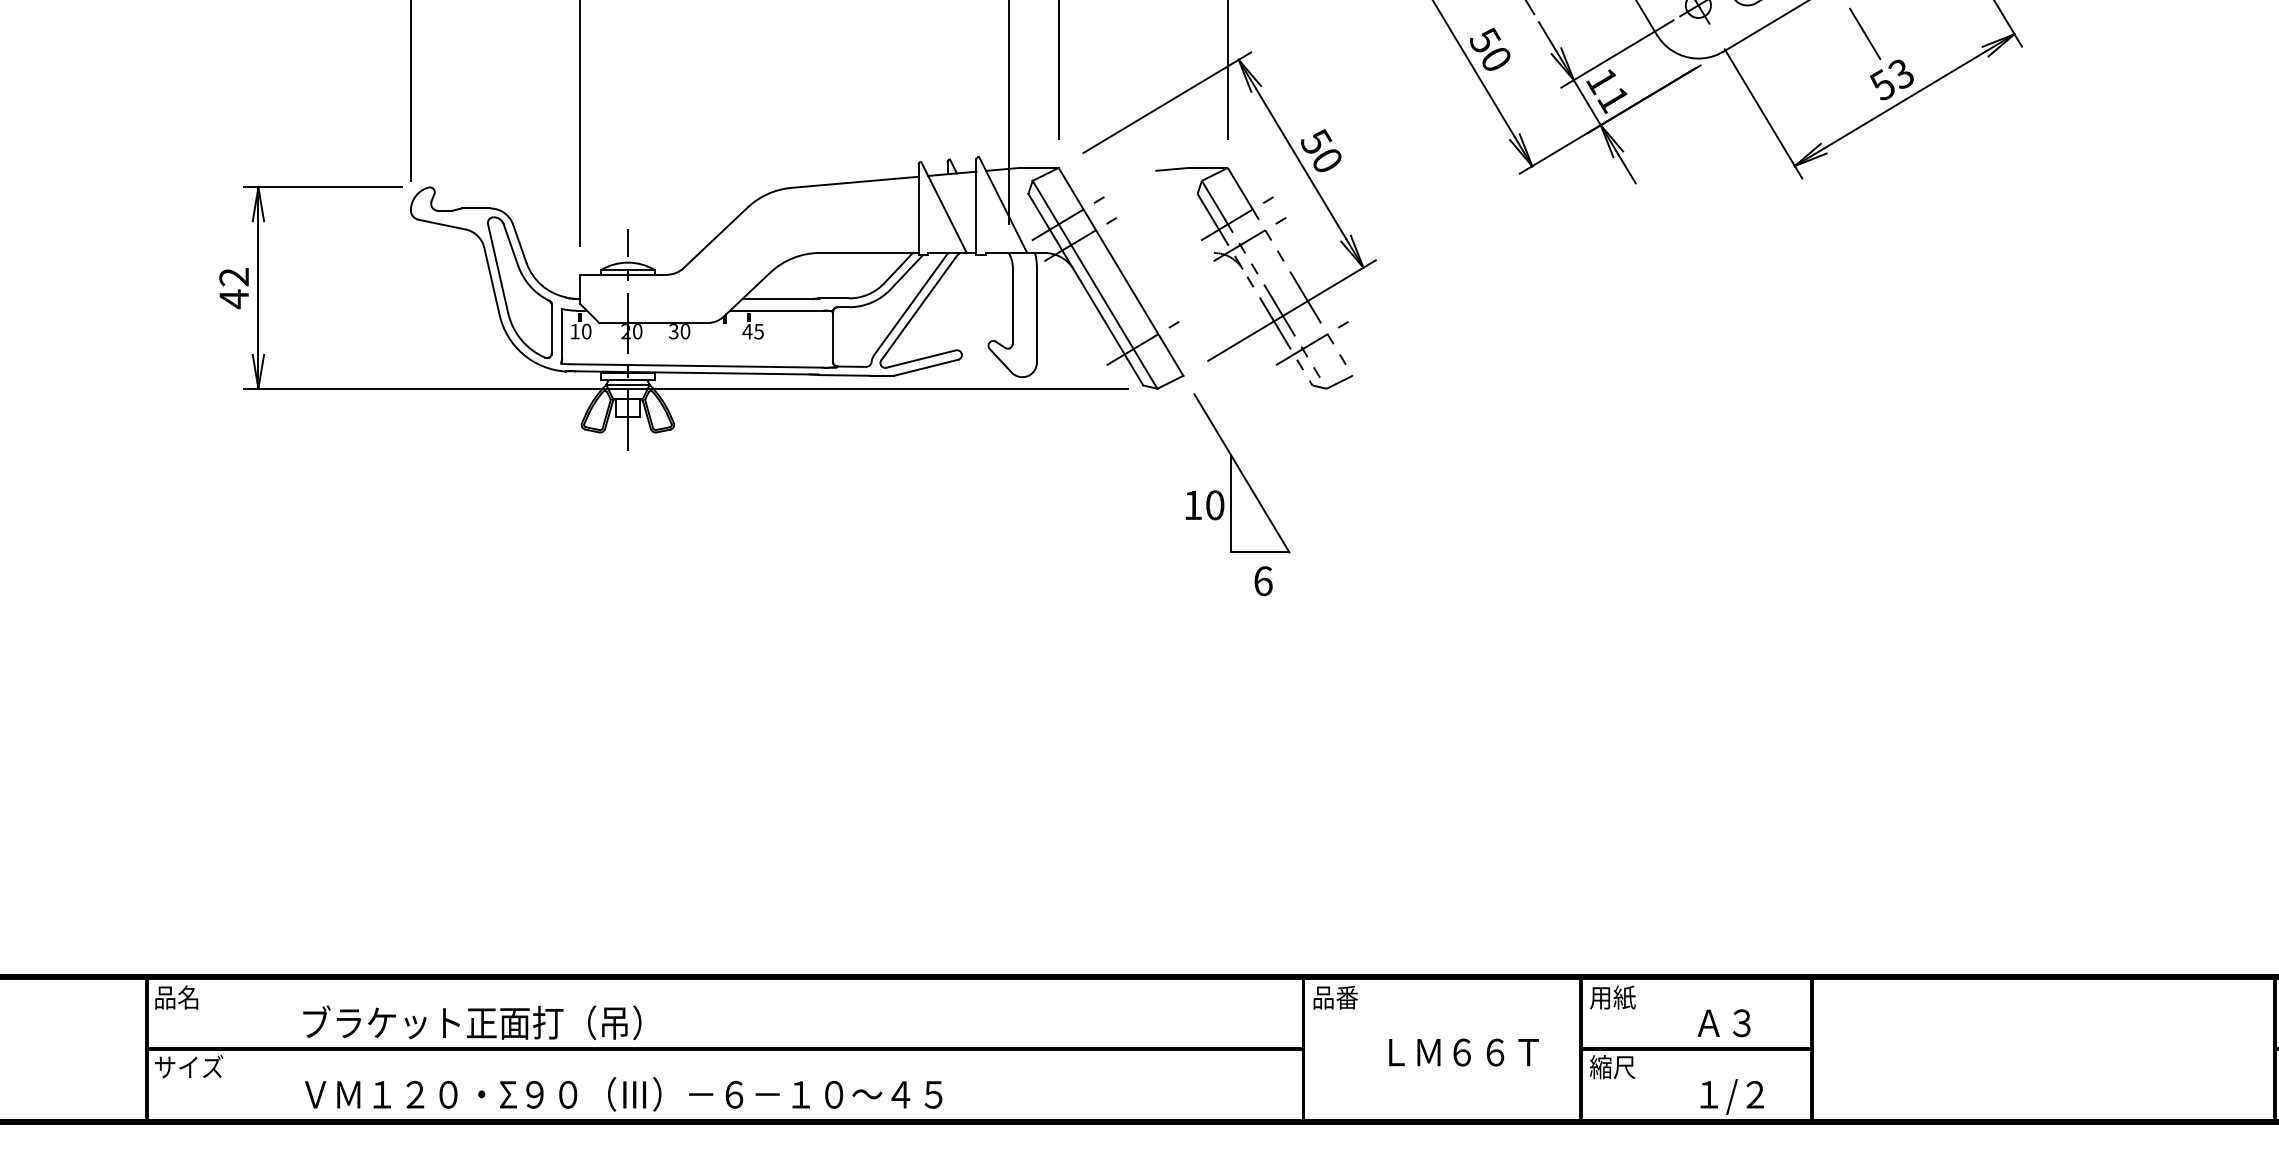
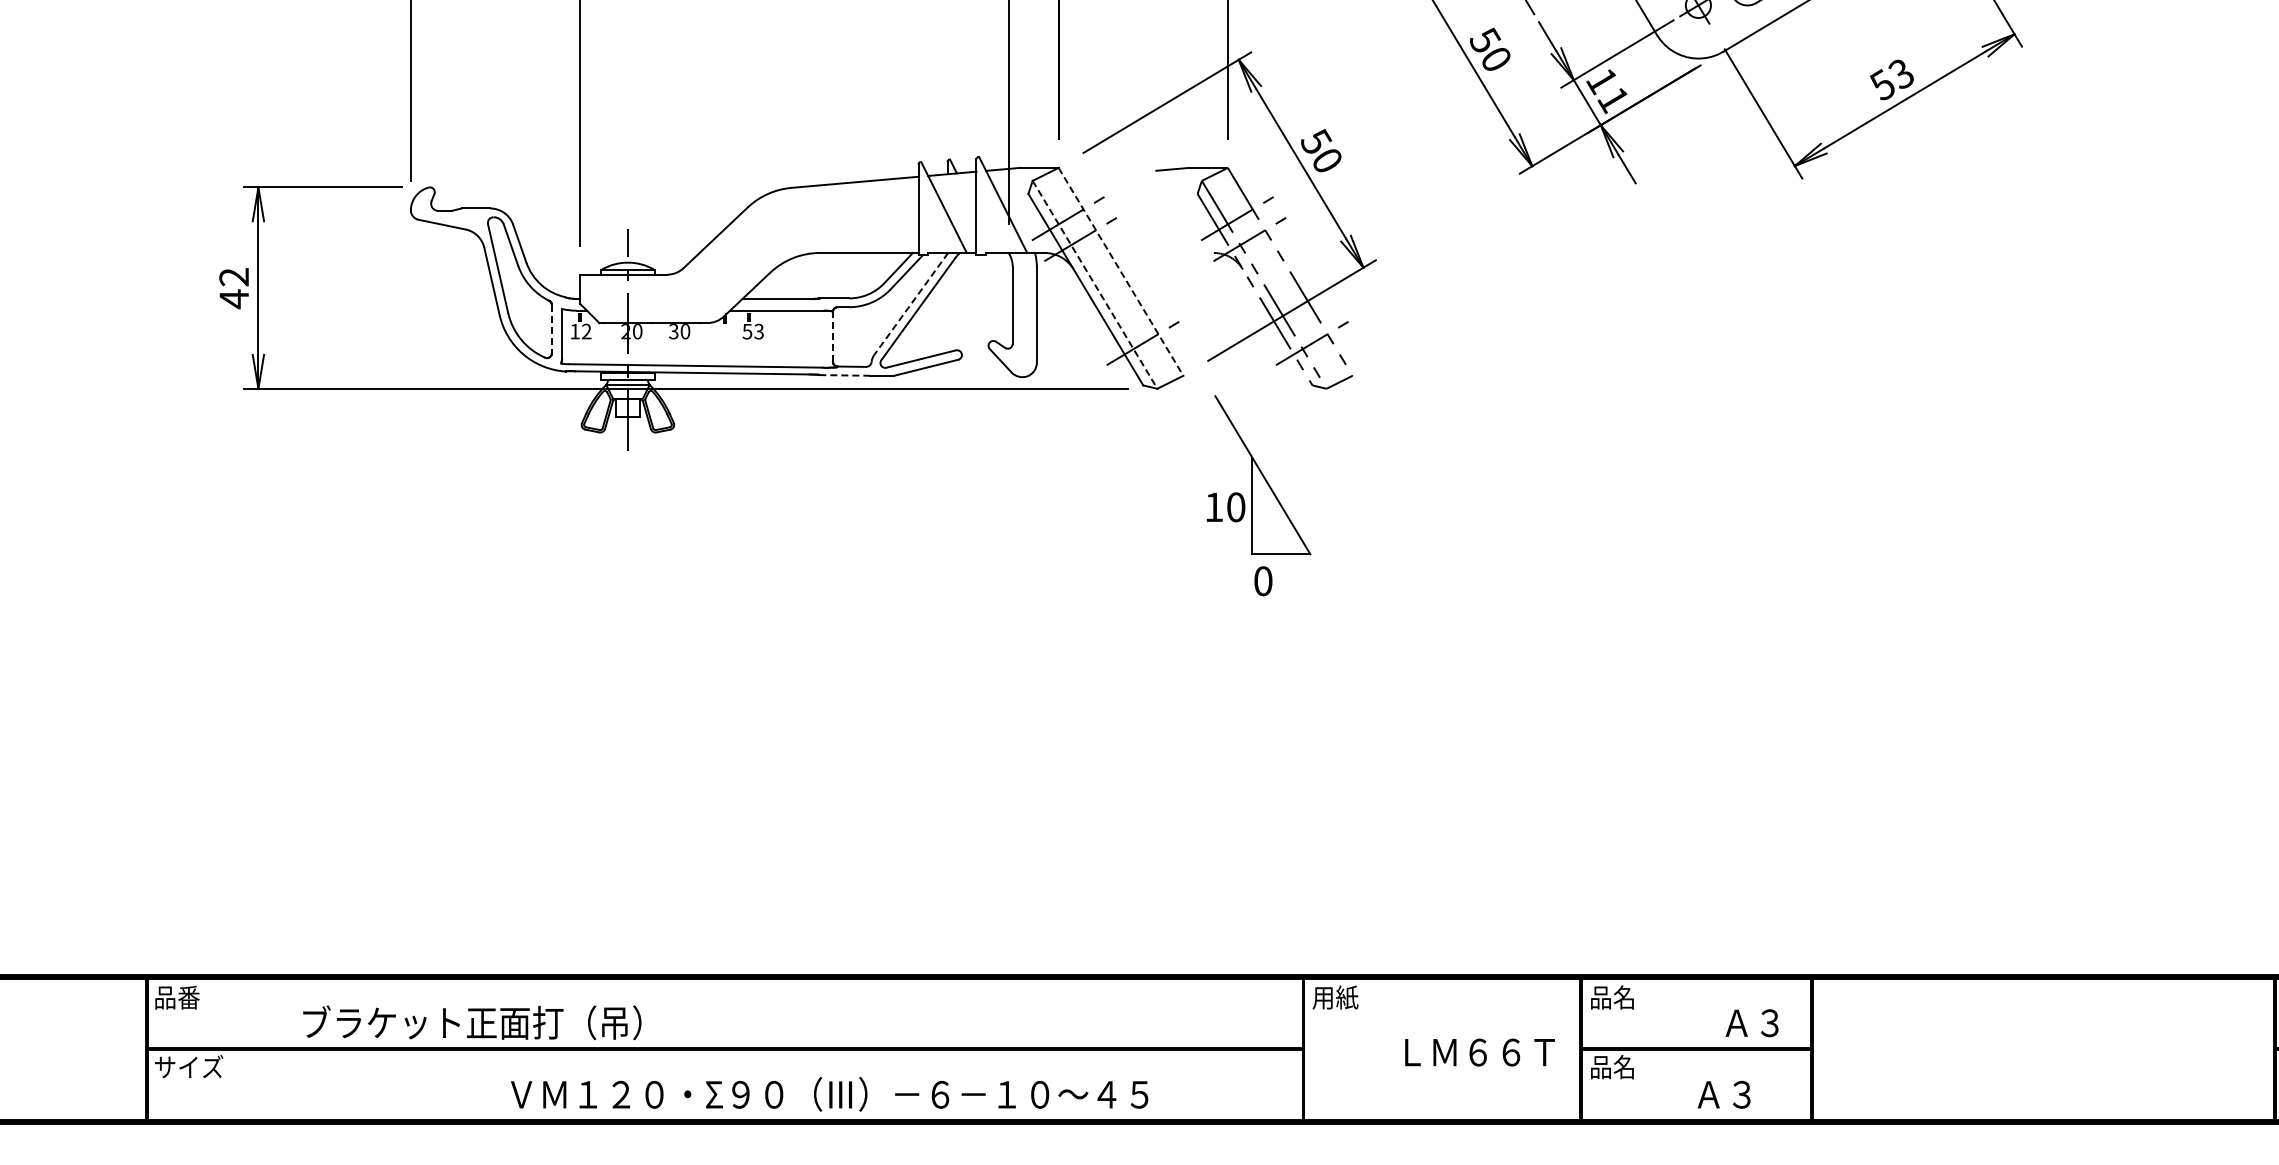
line: present -> none (1863, 30)
line: solid -> dashed (1121, 272)
line: solid -> dashed (1095, 285)
line: solid -> dashed (910, 304)
line: solid -> dashed (551, 329)
text: 10 -> 12 (586, 331)
text: 45 -> 53 (752, 331)
line: solid -> dashed (832, 336)
line: solid -> dashed (845, 375)
part position: (1237, 473) -> (1258, 475) (1258, 475)
text: 6 -> 0 (1263, 581)
text: 品名 -> 品番 (188, 997)
text: 品番 -> 用紙 (1335, 997)
text: 用紙 -> 品名 (1612, 997)
text position: (1723, 1023) -> (1751, 1023) (1751, 1023)
text position: (1463, 1052) -> (1479, 1052) (1479, 1052)
text: 縮尺 -> 品名 (1612, 1067)
text position: (623, 1094) -> (829, 1094) (829, 1094)
text: １/２ -> Ａ３ (1730, 1096)
